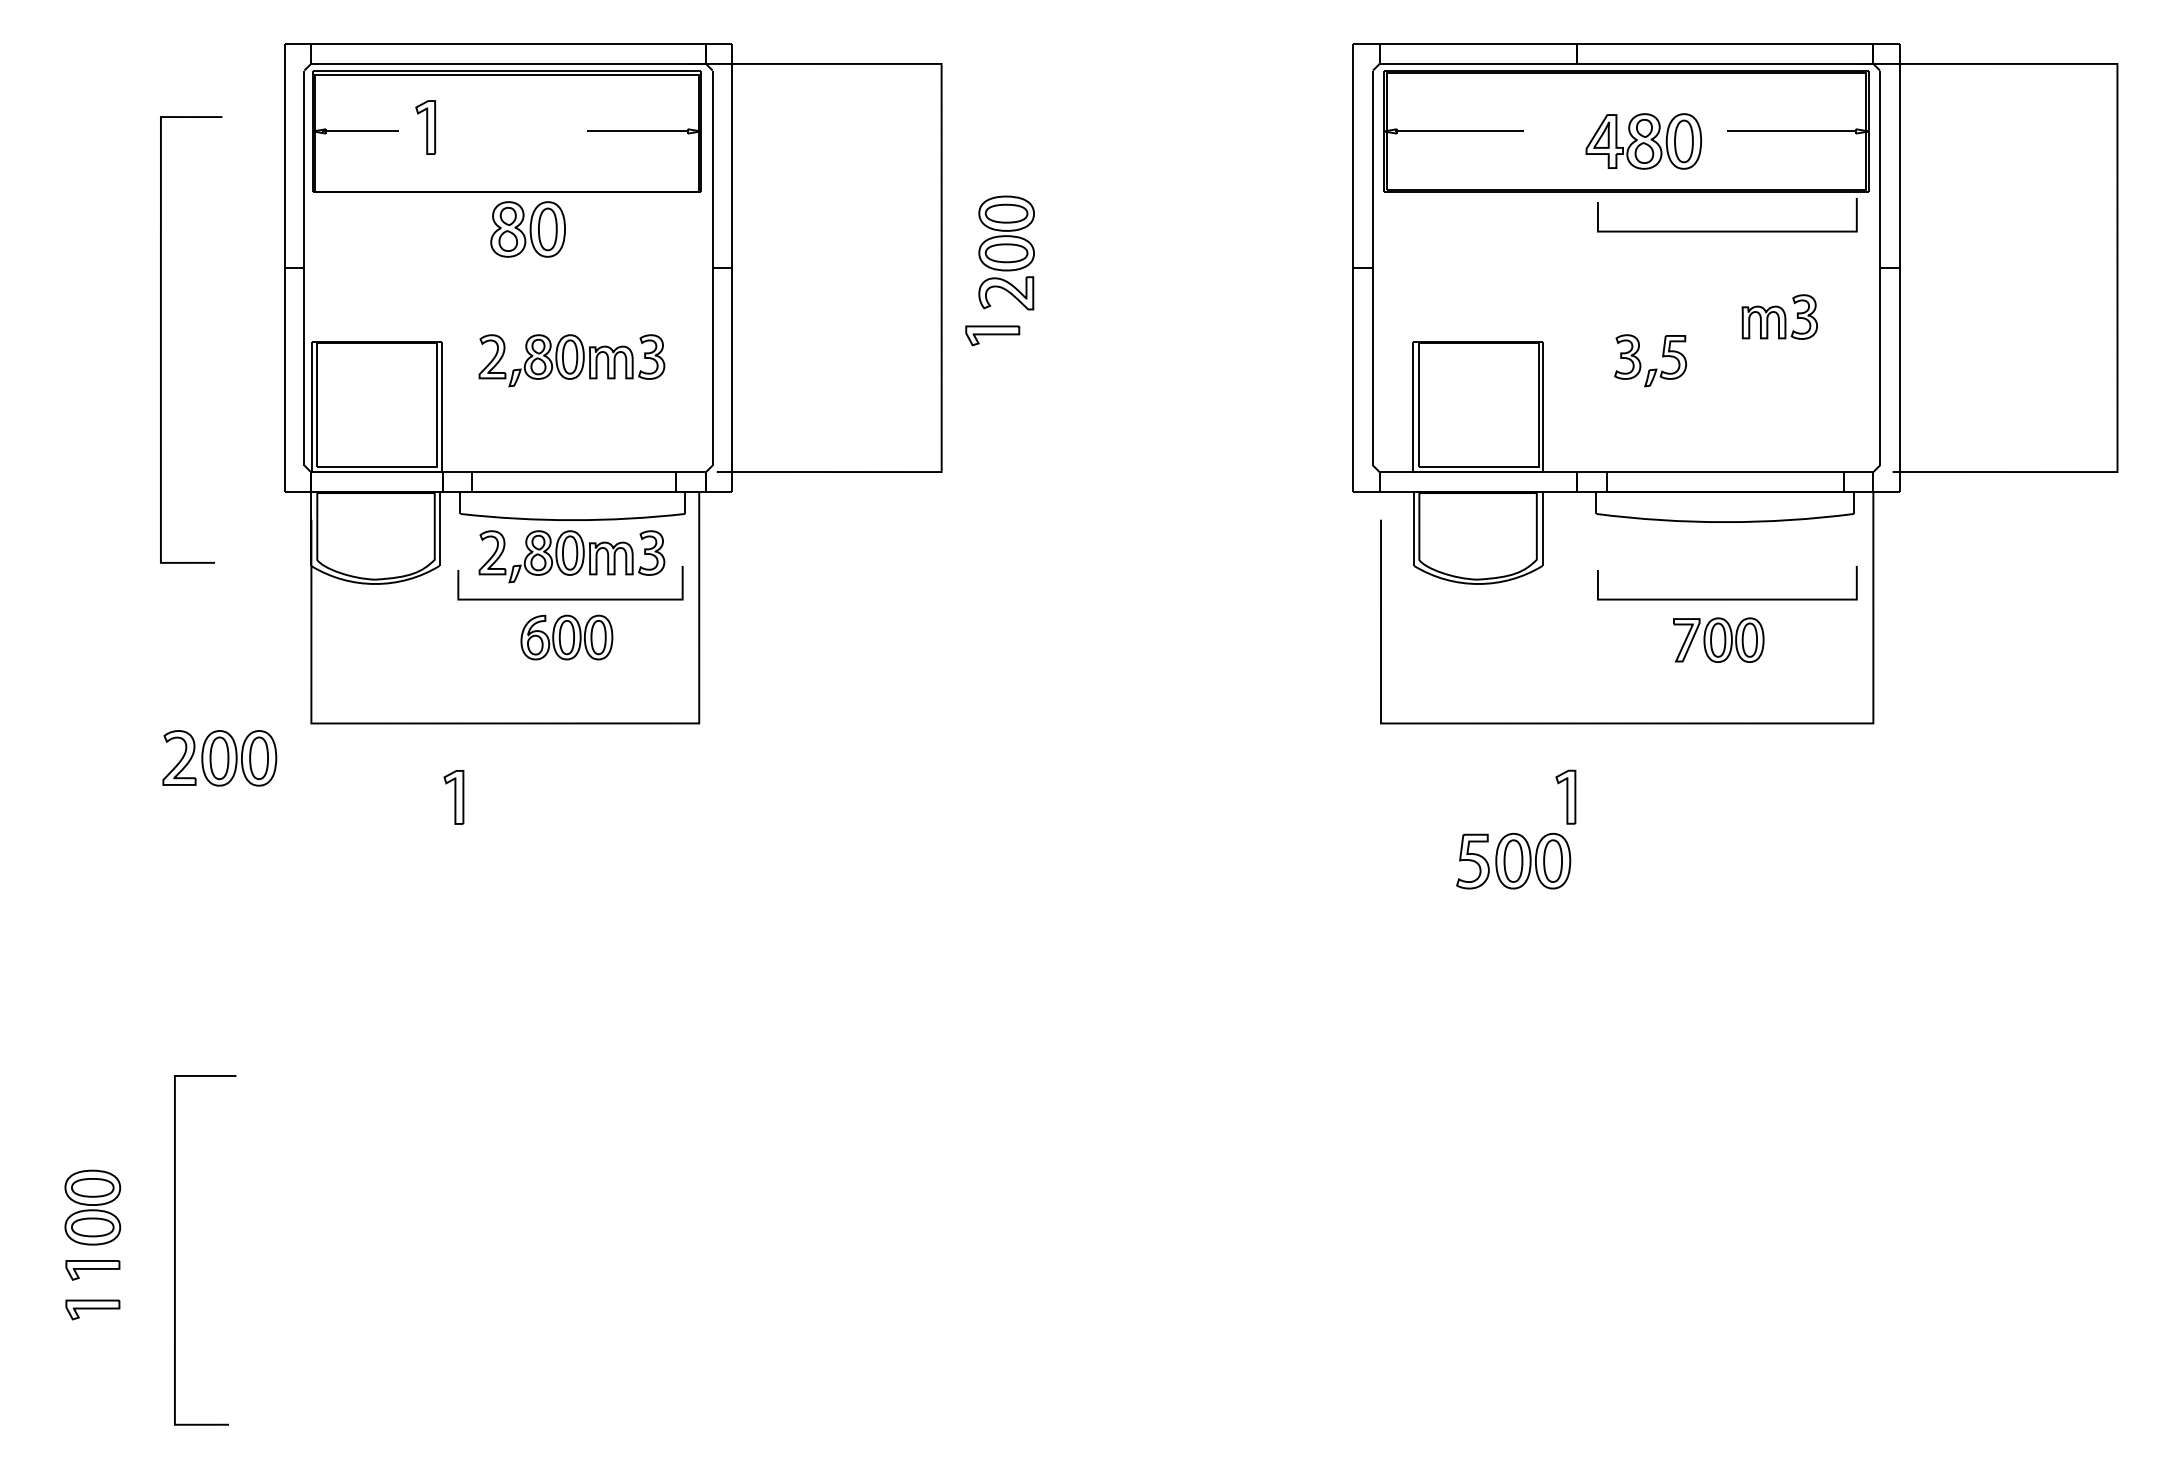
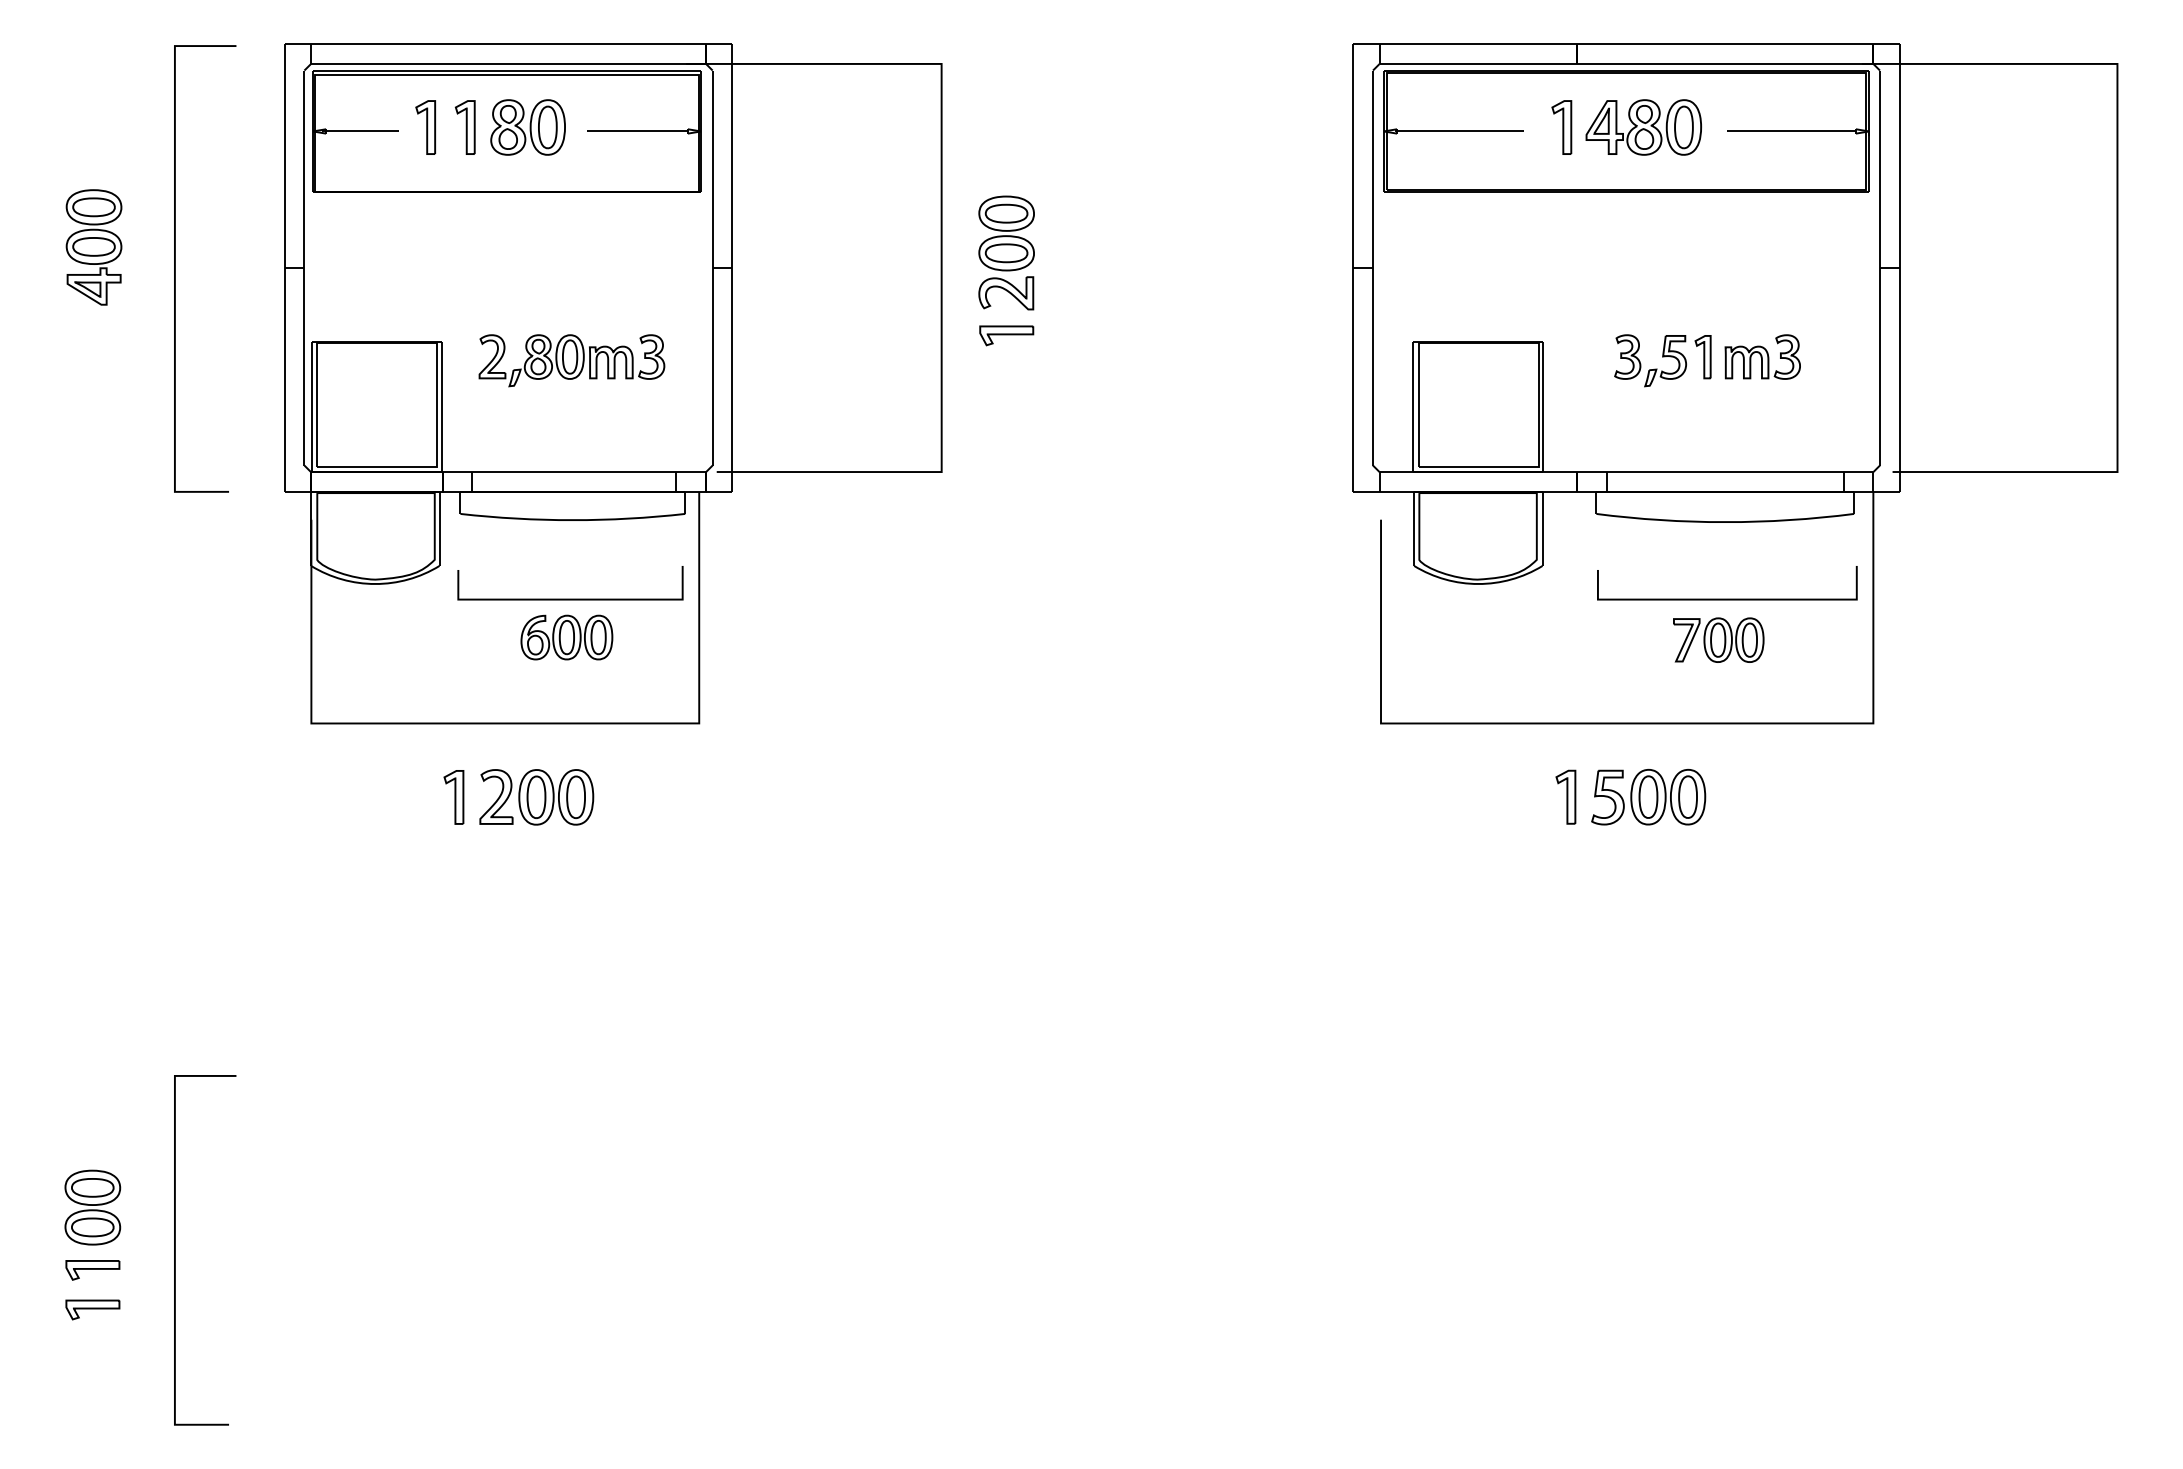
part: none -> present (464, 127)
part: none -> present (1561, 127)
part position: (1643, 141) -> (1643, 127) (1643, 127)
part position: (527, 229) -> (527, 127) (527, 127)
curve: present -> none (1727, 230)
part: none -> present (93, 247)
part position: (1779, 316) -> (1762, 356) (1762, 356)
part position: (992, 335) -> (1006, 335) (1006, 335)
curve position: (161, 339) -> (175, 268) (175, 268)
part: none -> present (1702, 357)
part: present -> none (571, 556)
part position: (219, 758) -> (536, 797) (536, 797)
part position: (1513, 861) -> (1648, 797) (1648, 797)
